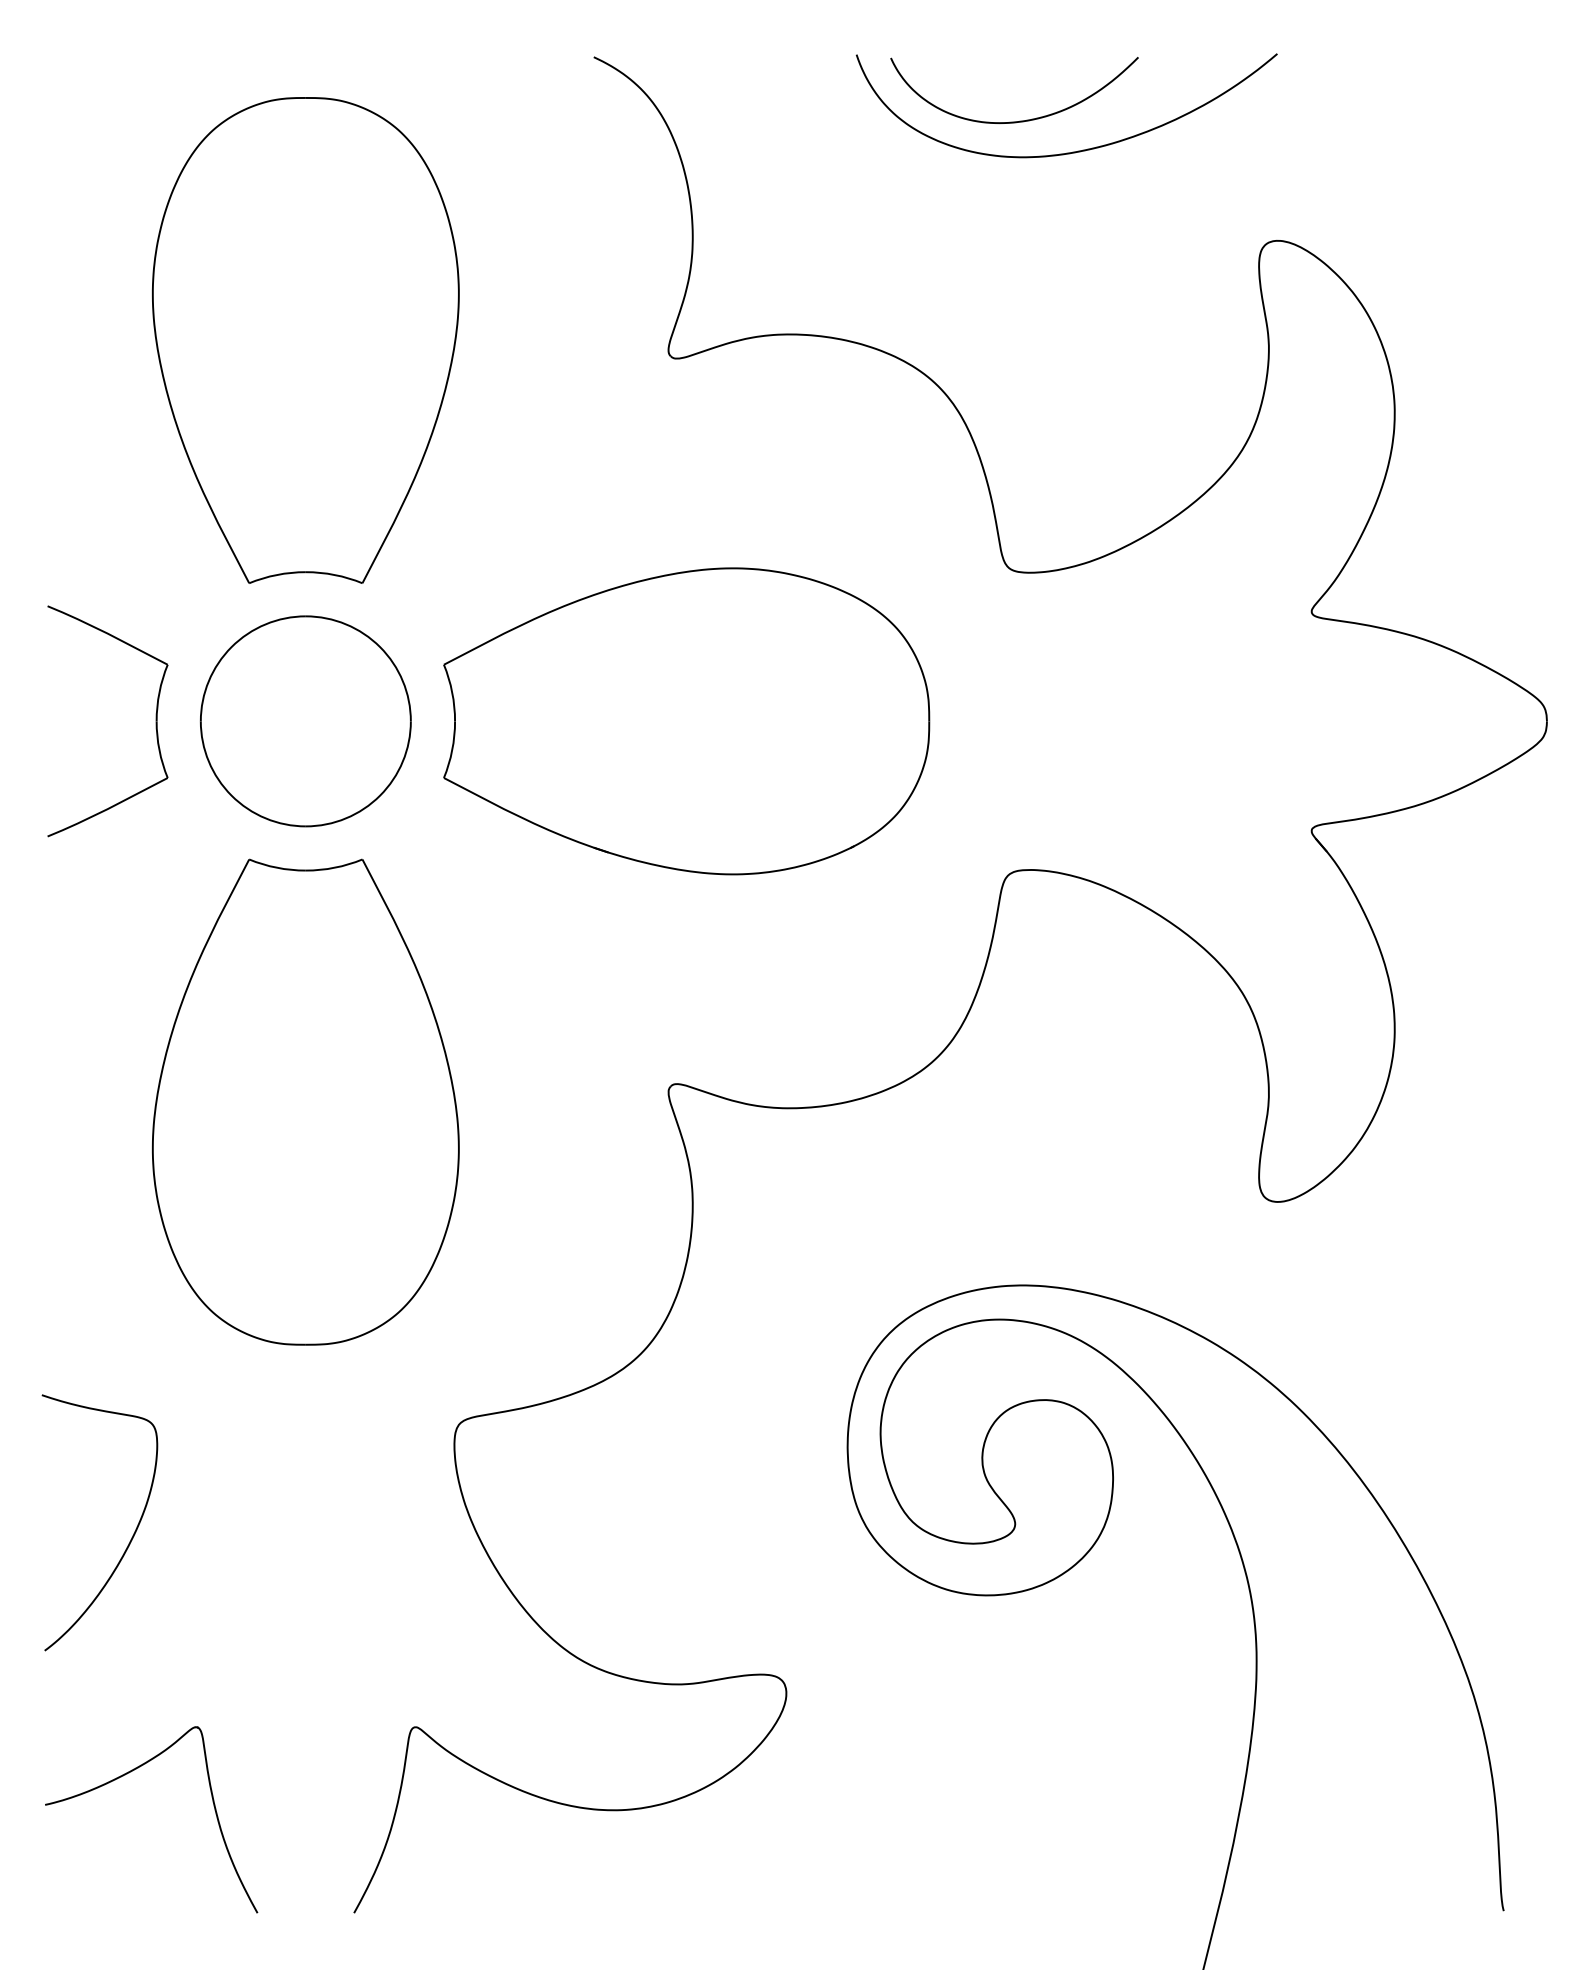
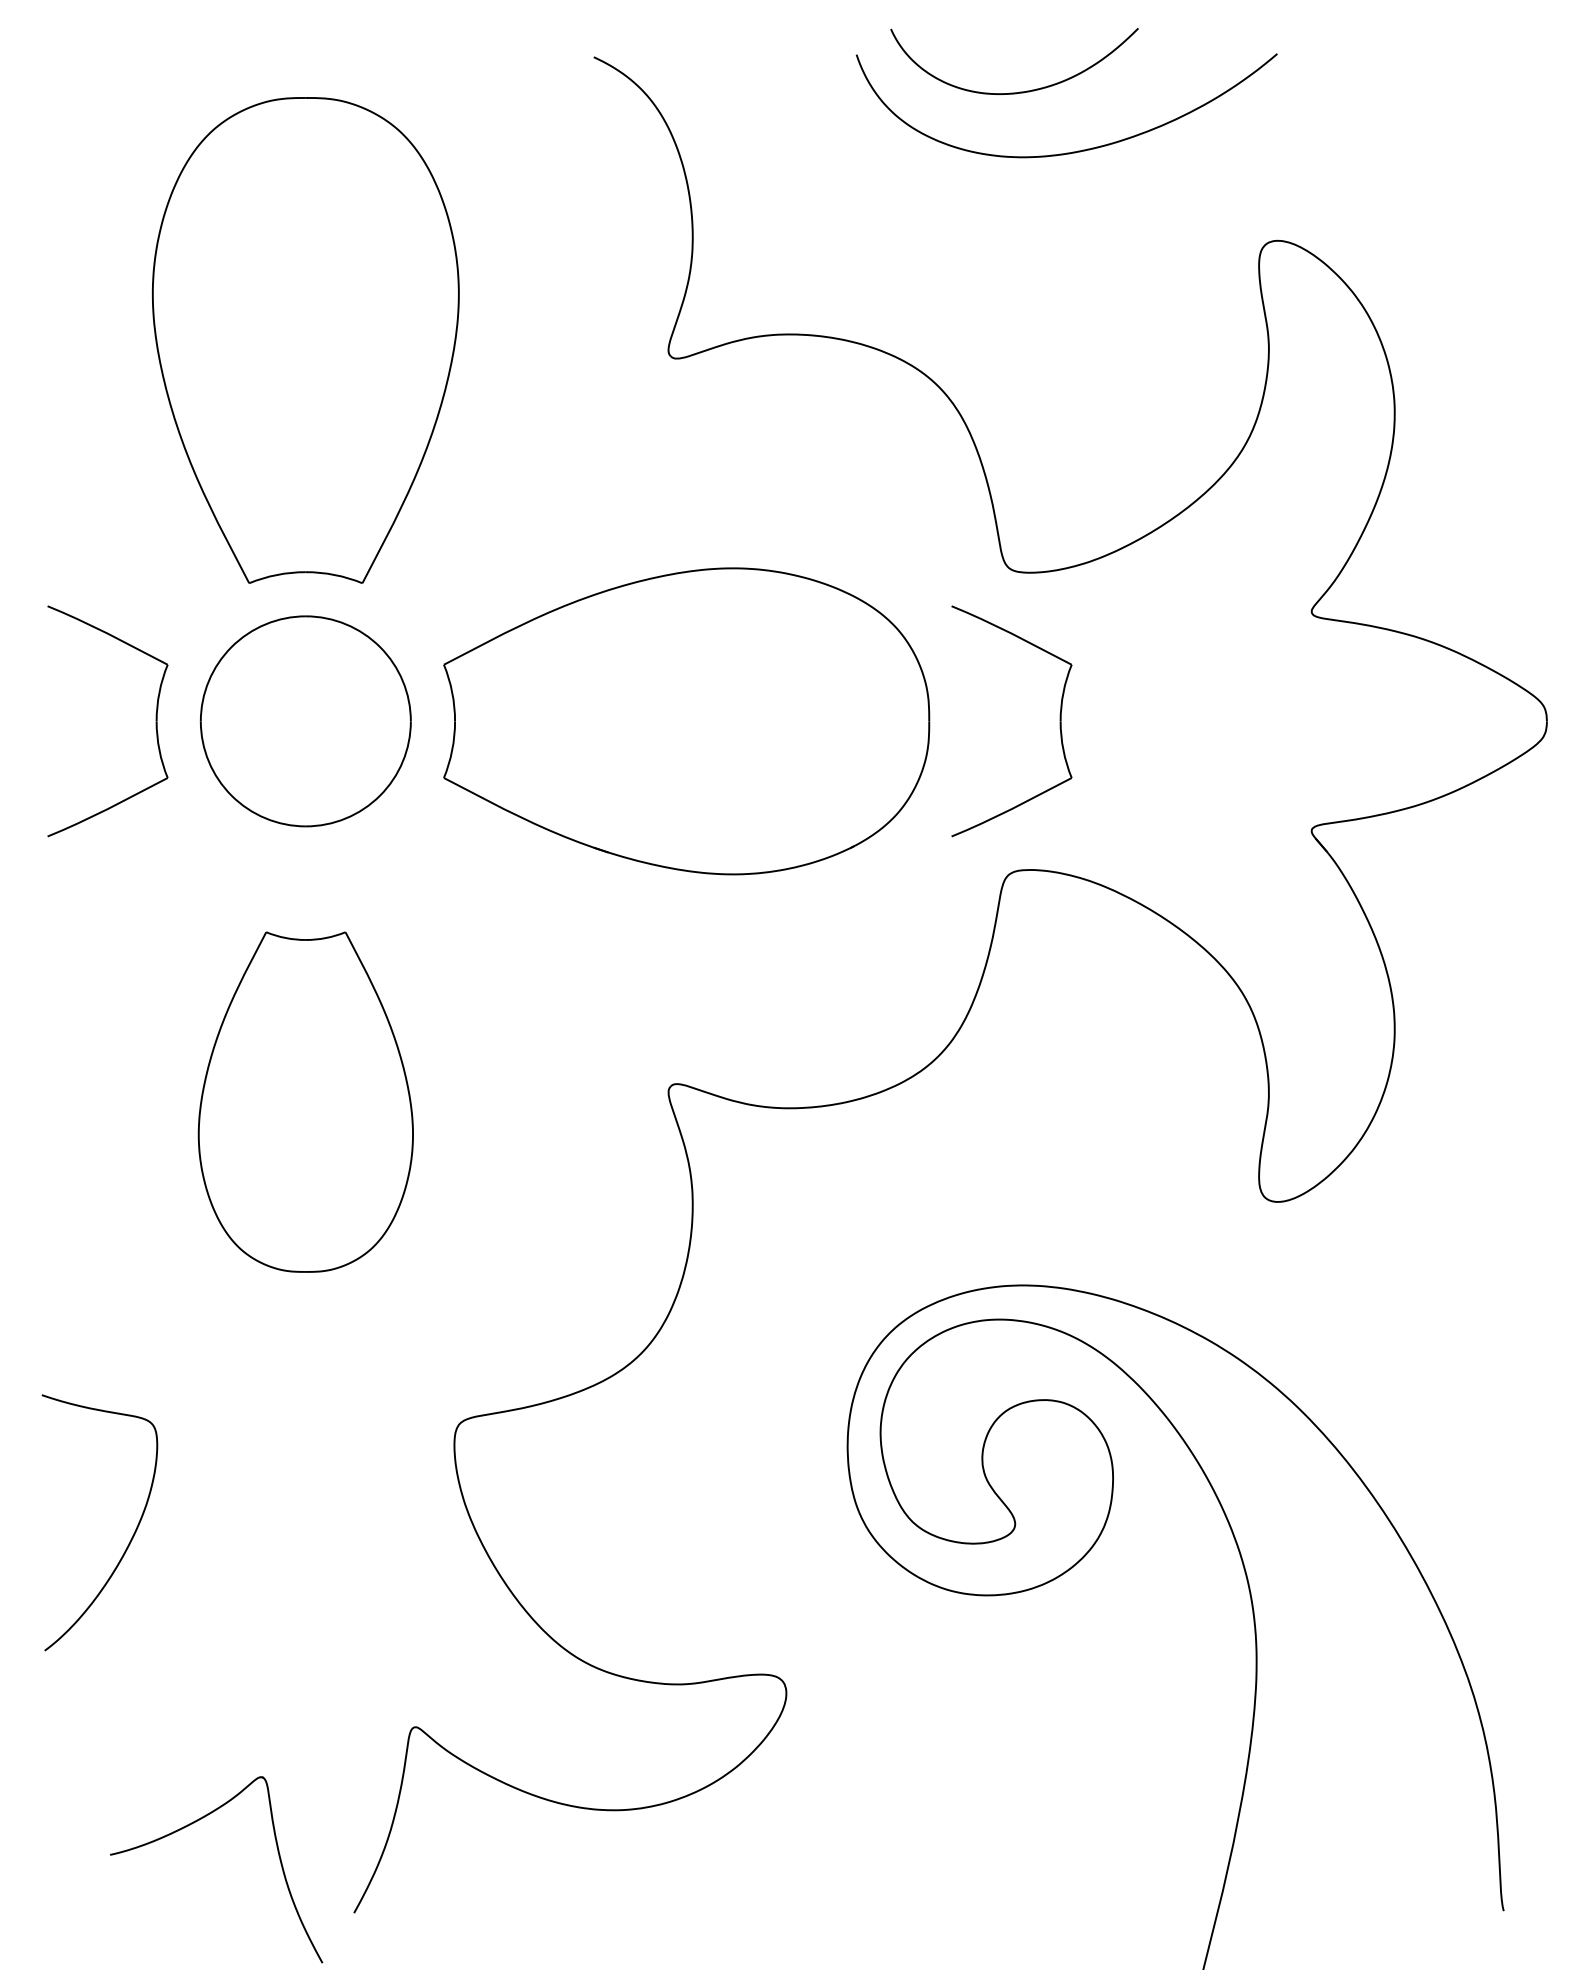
curve position: (1019, 120) -> (1019, 91) (1019, 91)
part: none -> present (1059, 721)
part size: 308x488 px -> 217x342 px (305, 1101)
curve position: (129, 1773) -> (194, 1823) (194, 1823)
